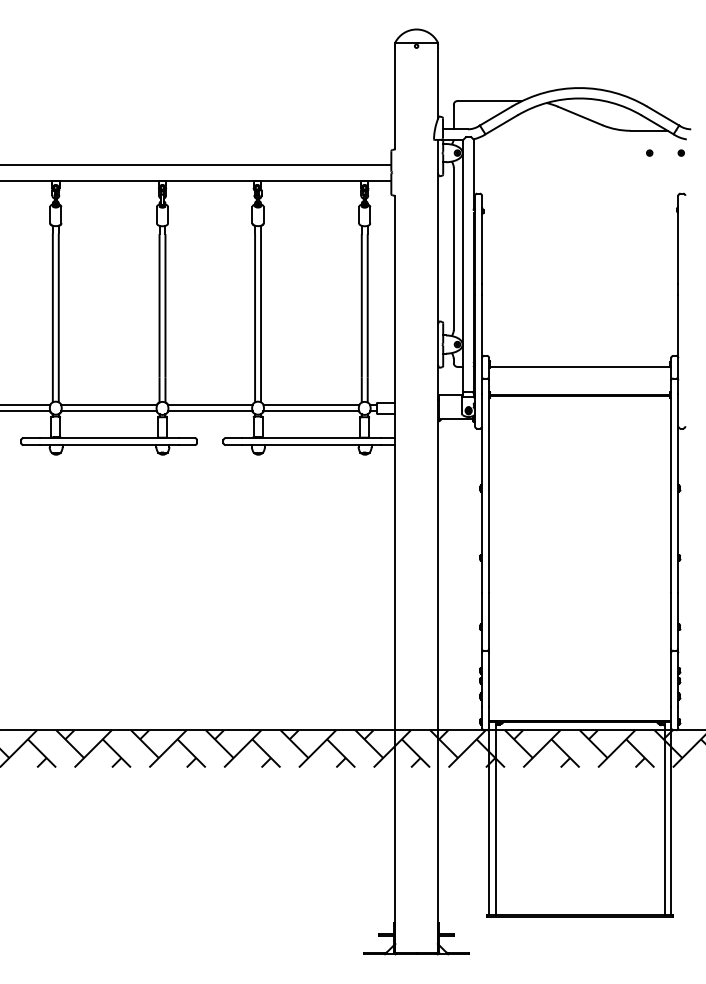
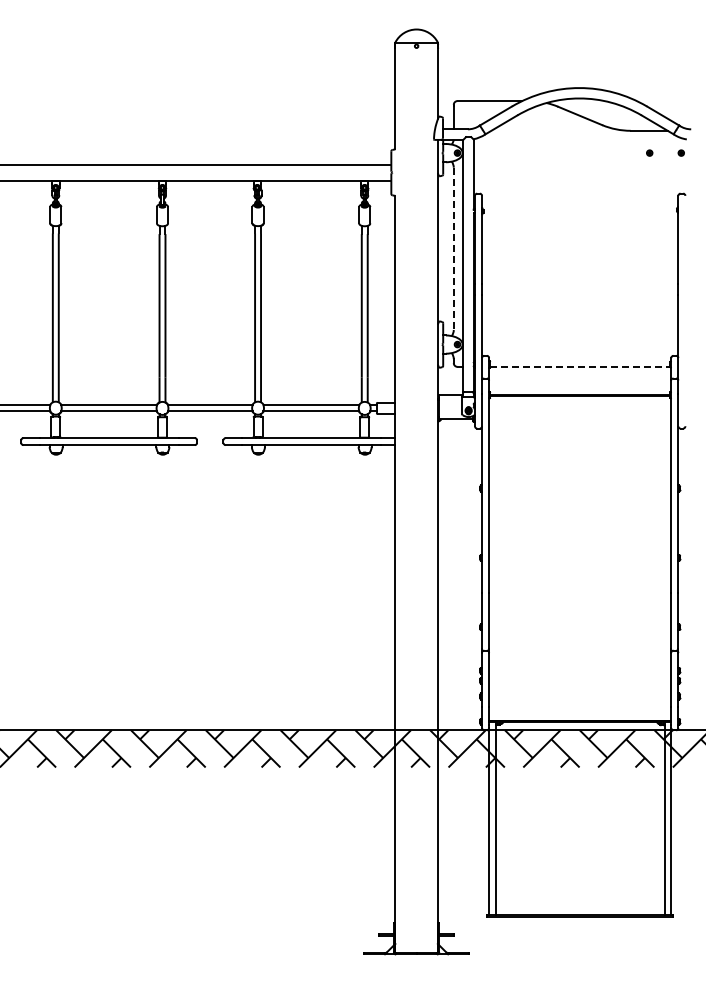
line: solid -> dashed (453, 249)
line: solid -> dashed (580, 366)
